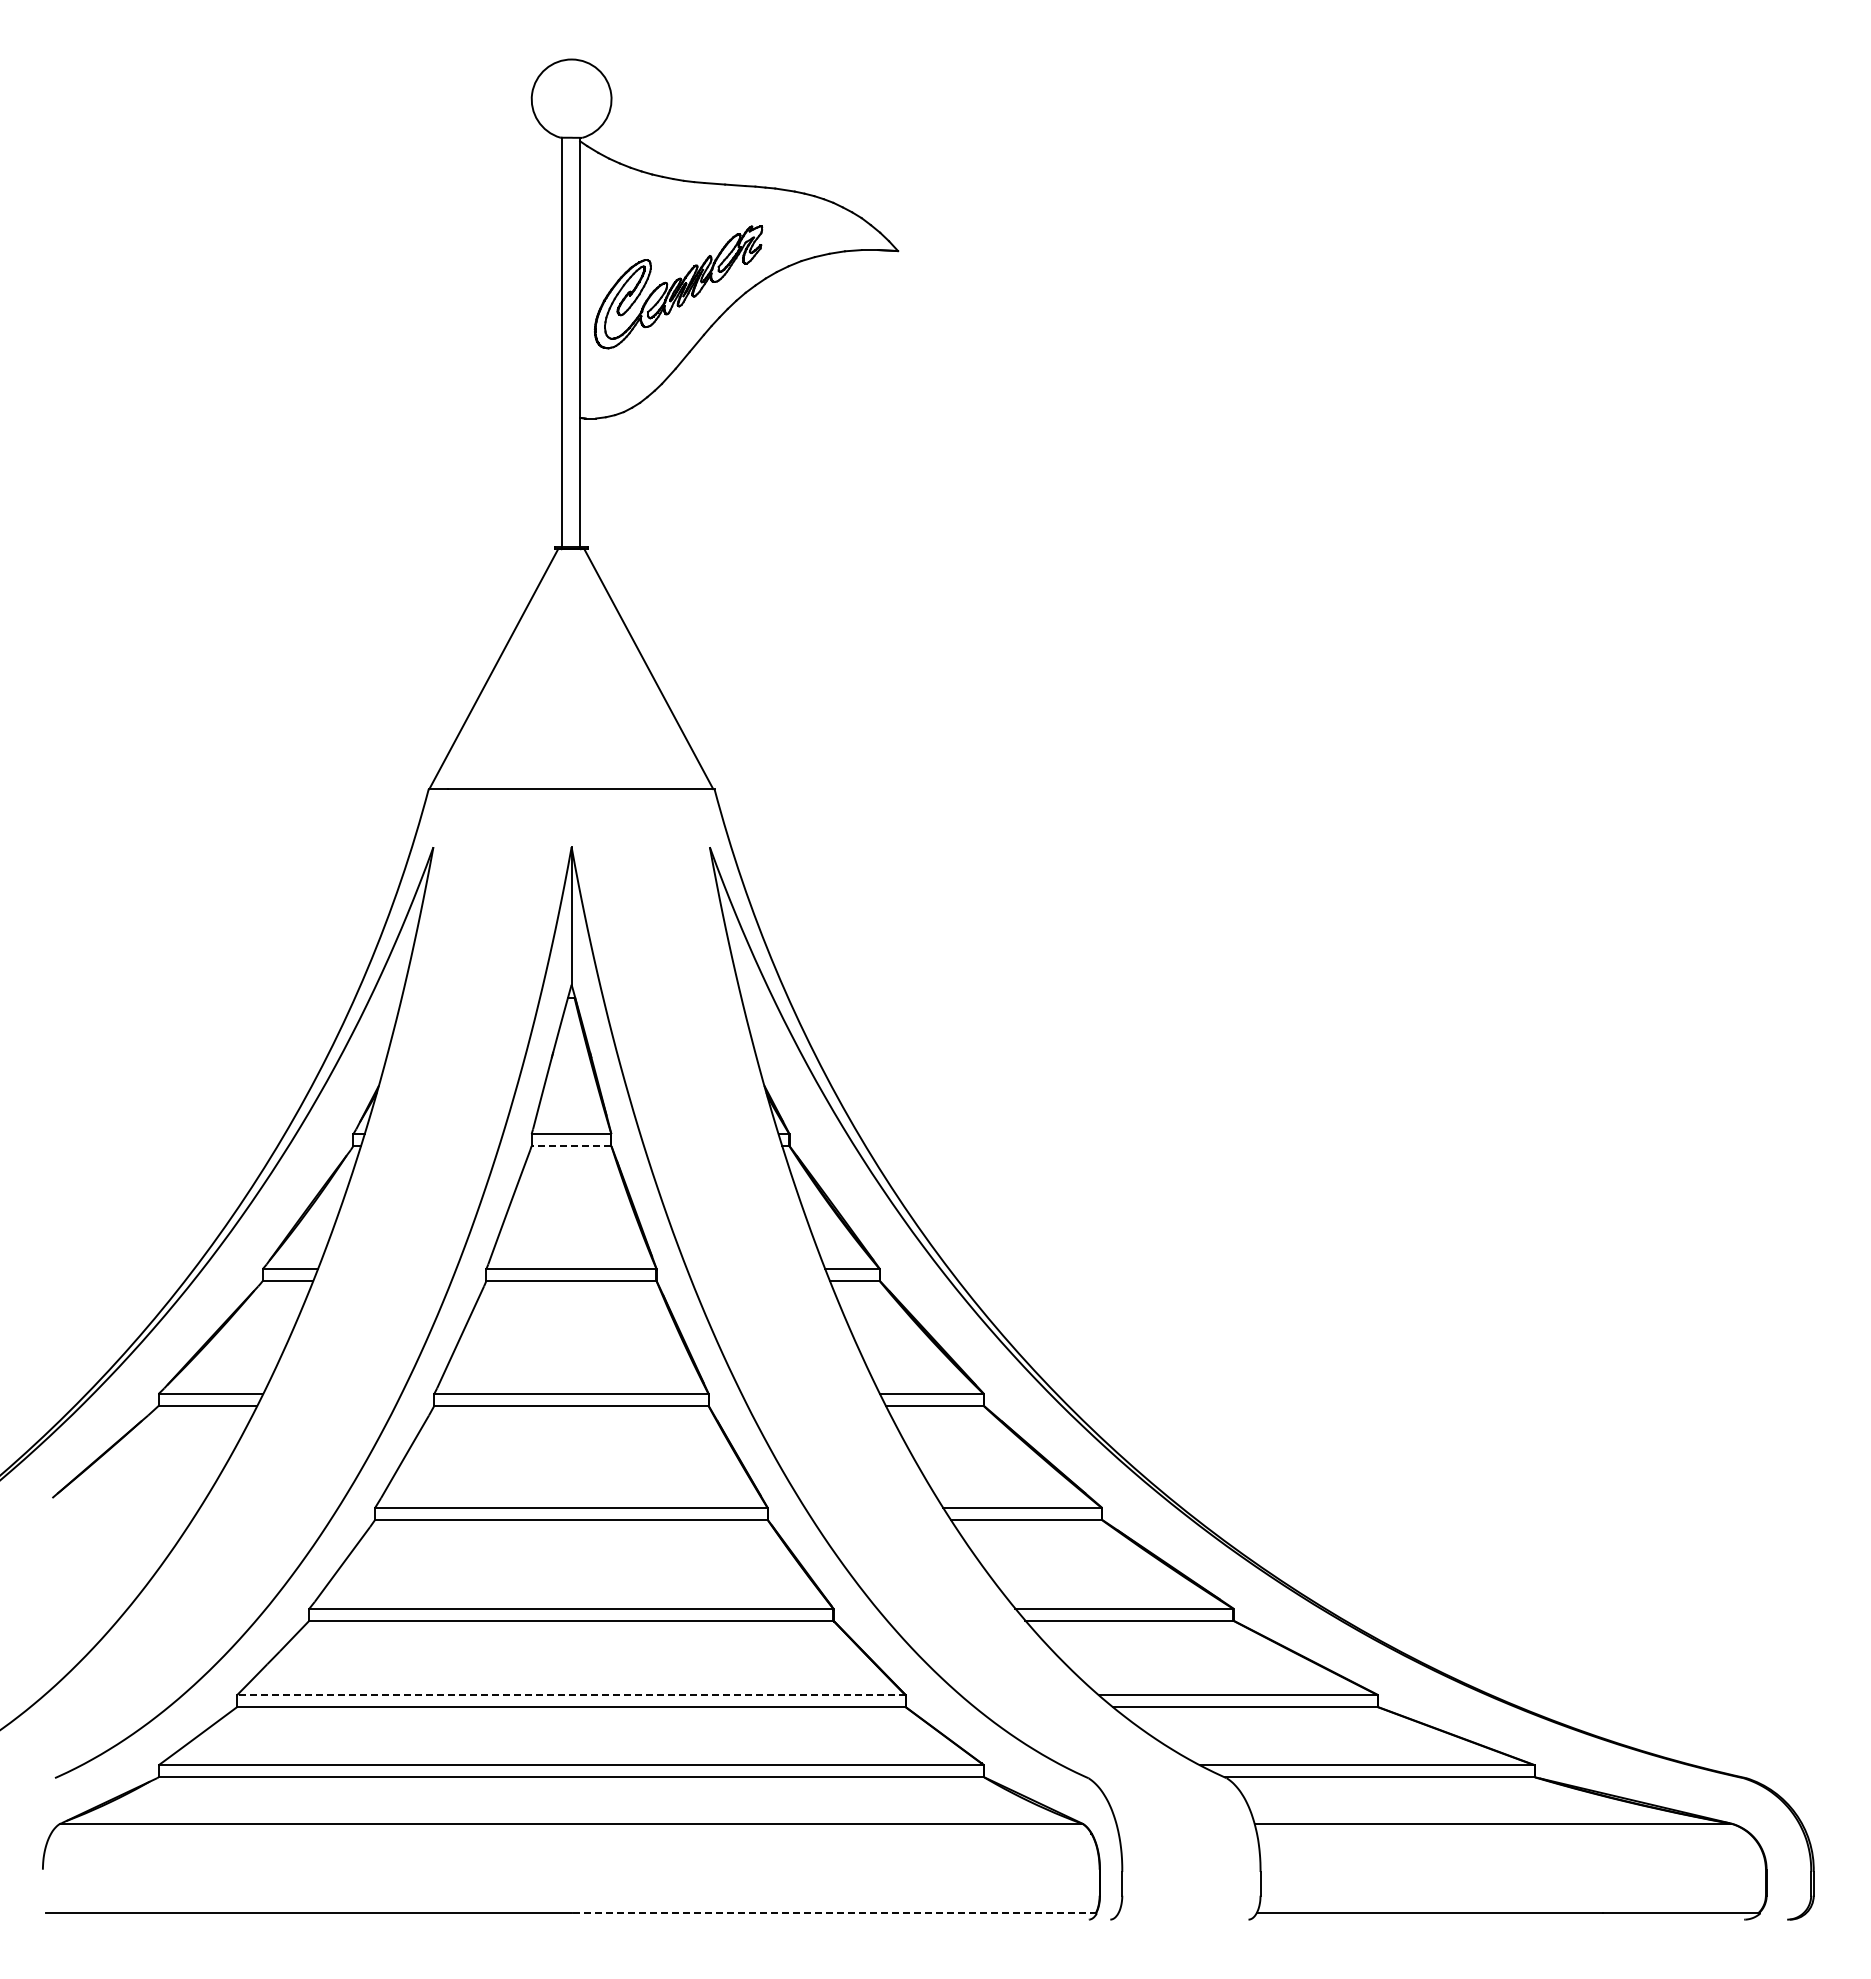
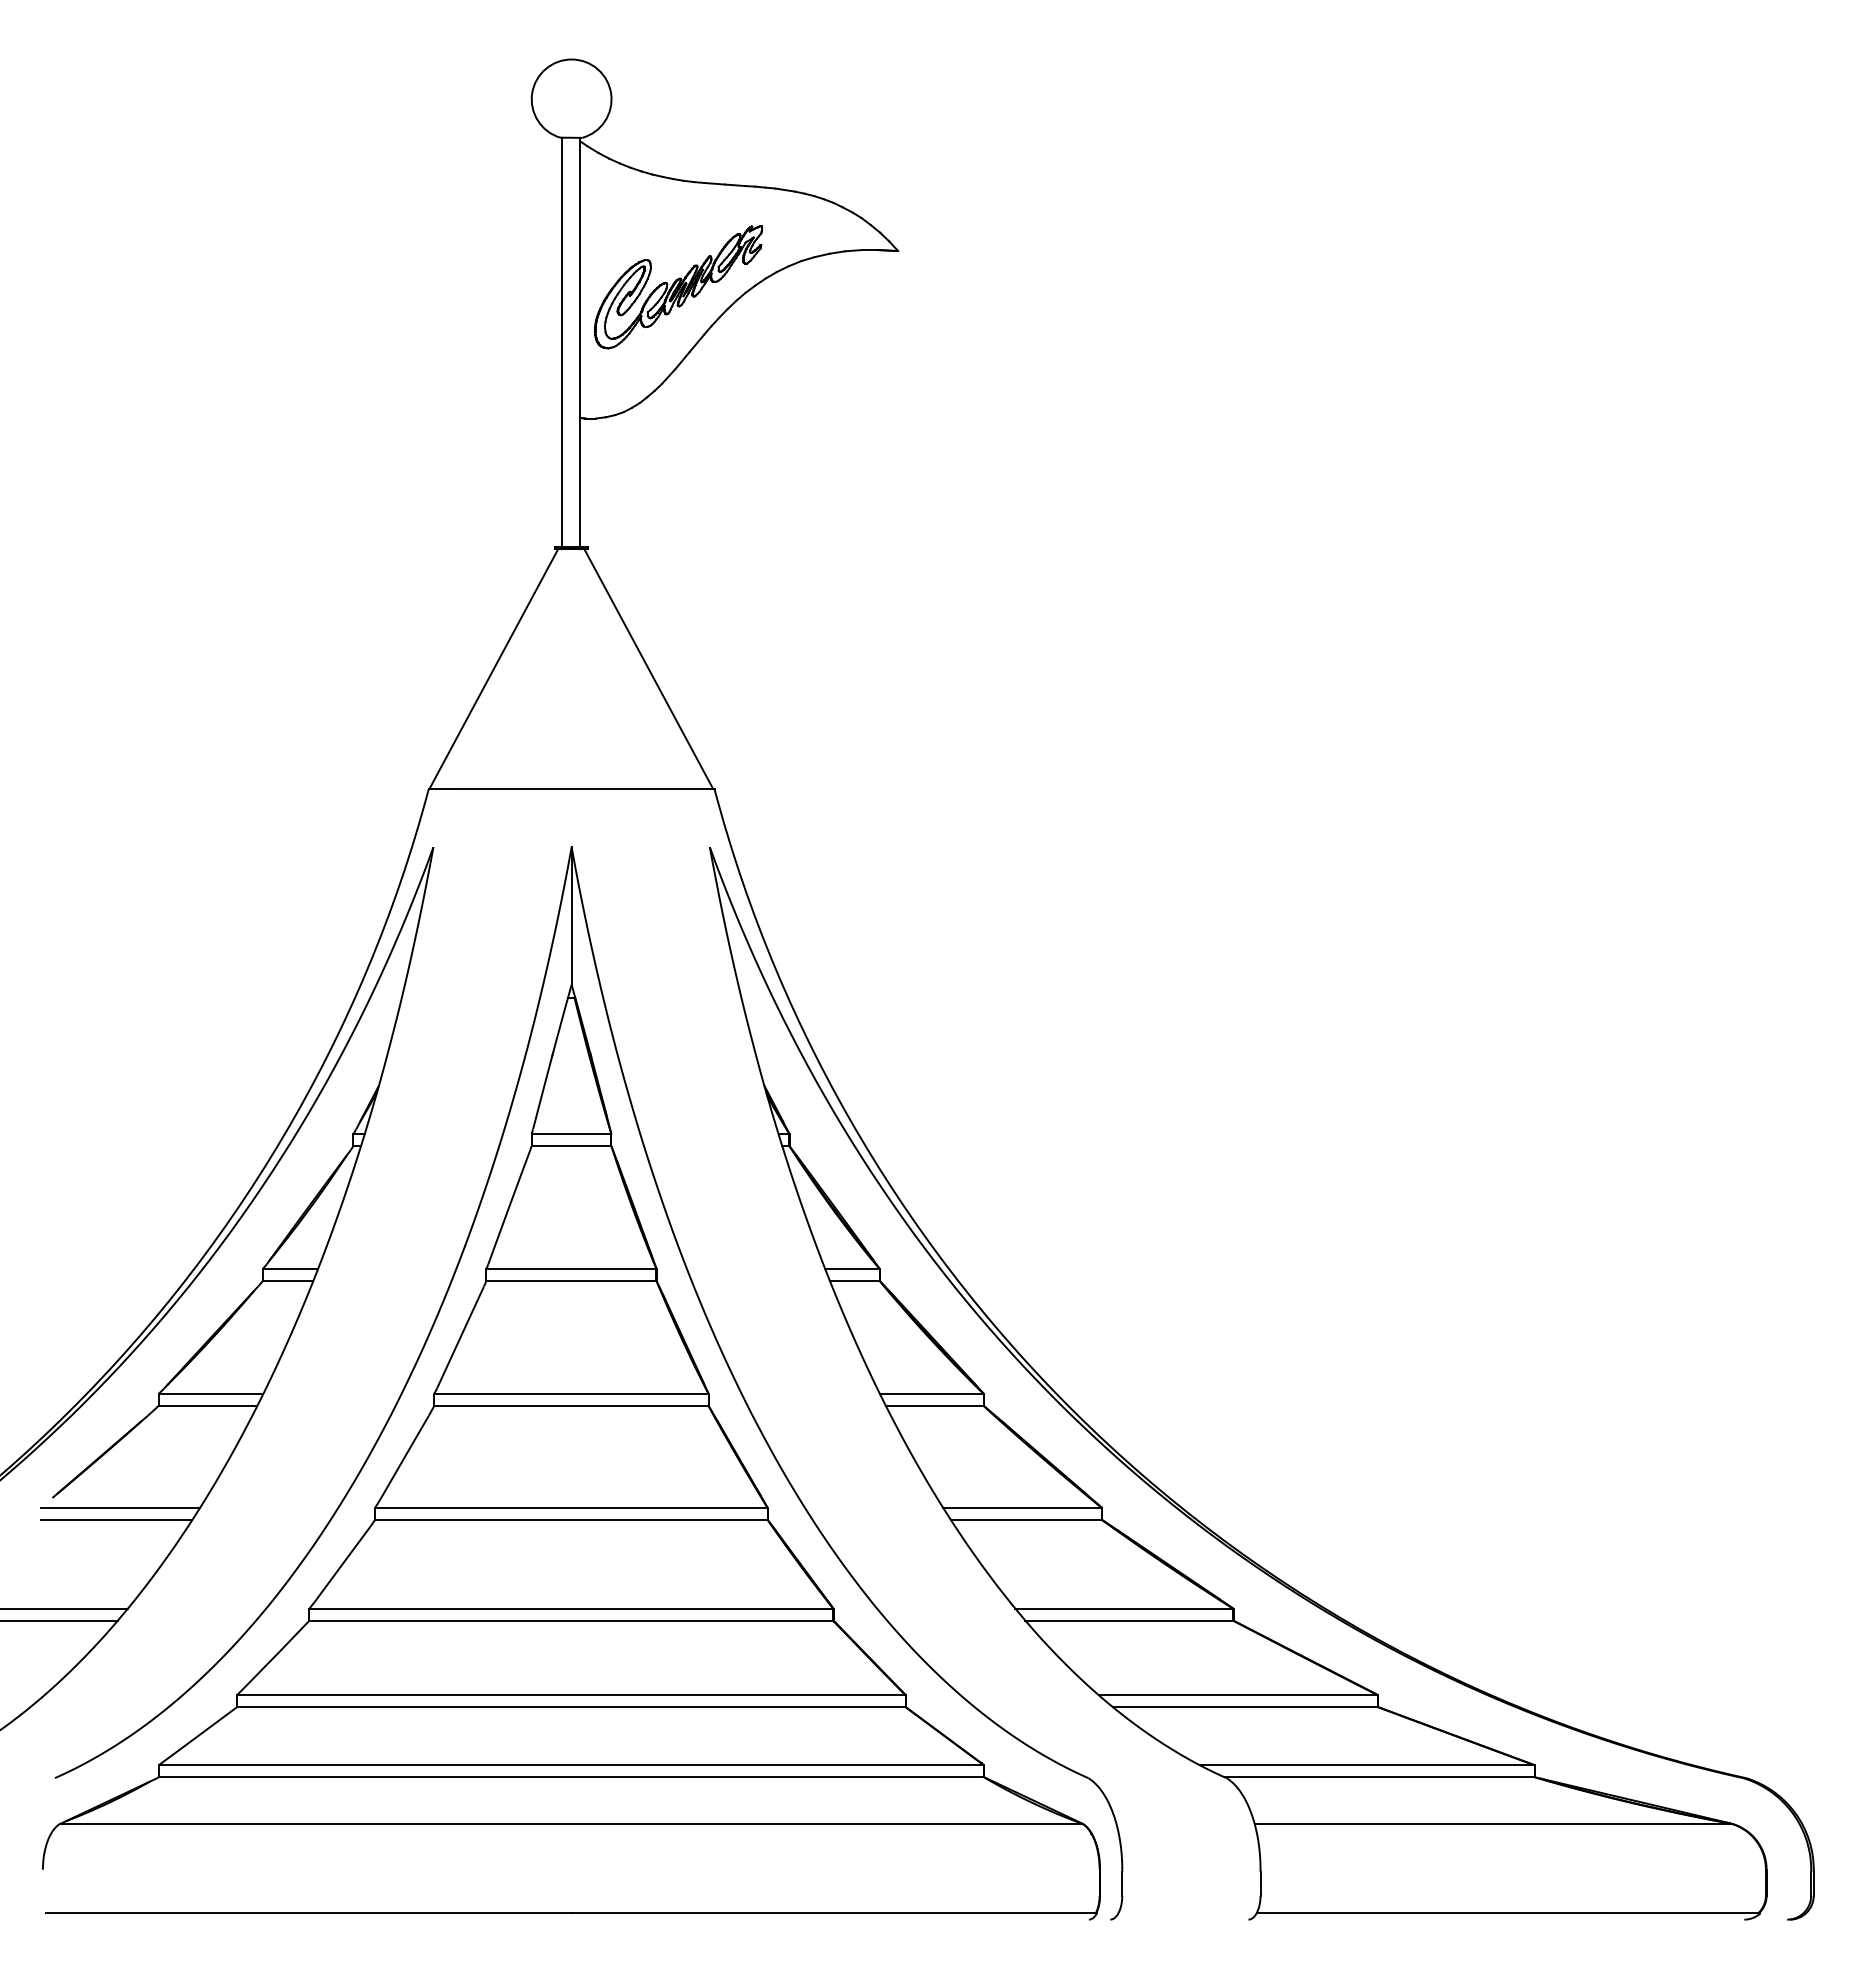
line: dashed -> solid (571, 1146)
line: none -> present (120, 1507)
line: none -> present (116, 1519)
line: none -> present (64, 1608)
line: none -> present (59, 1620)
line: dashed -> solid (570, 1695)
line: dashed -> solid (834, 1913)
